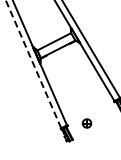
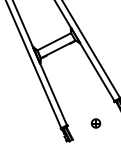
line: dashed -> solid (33, 64)
part position: (86, 123) -> (95, 123) (95, 123)
